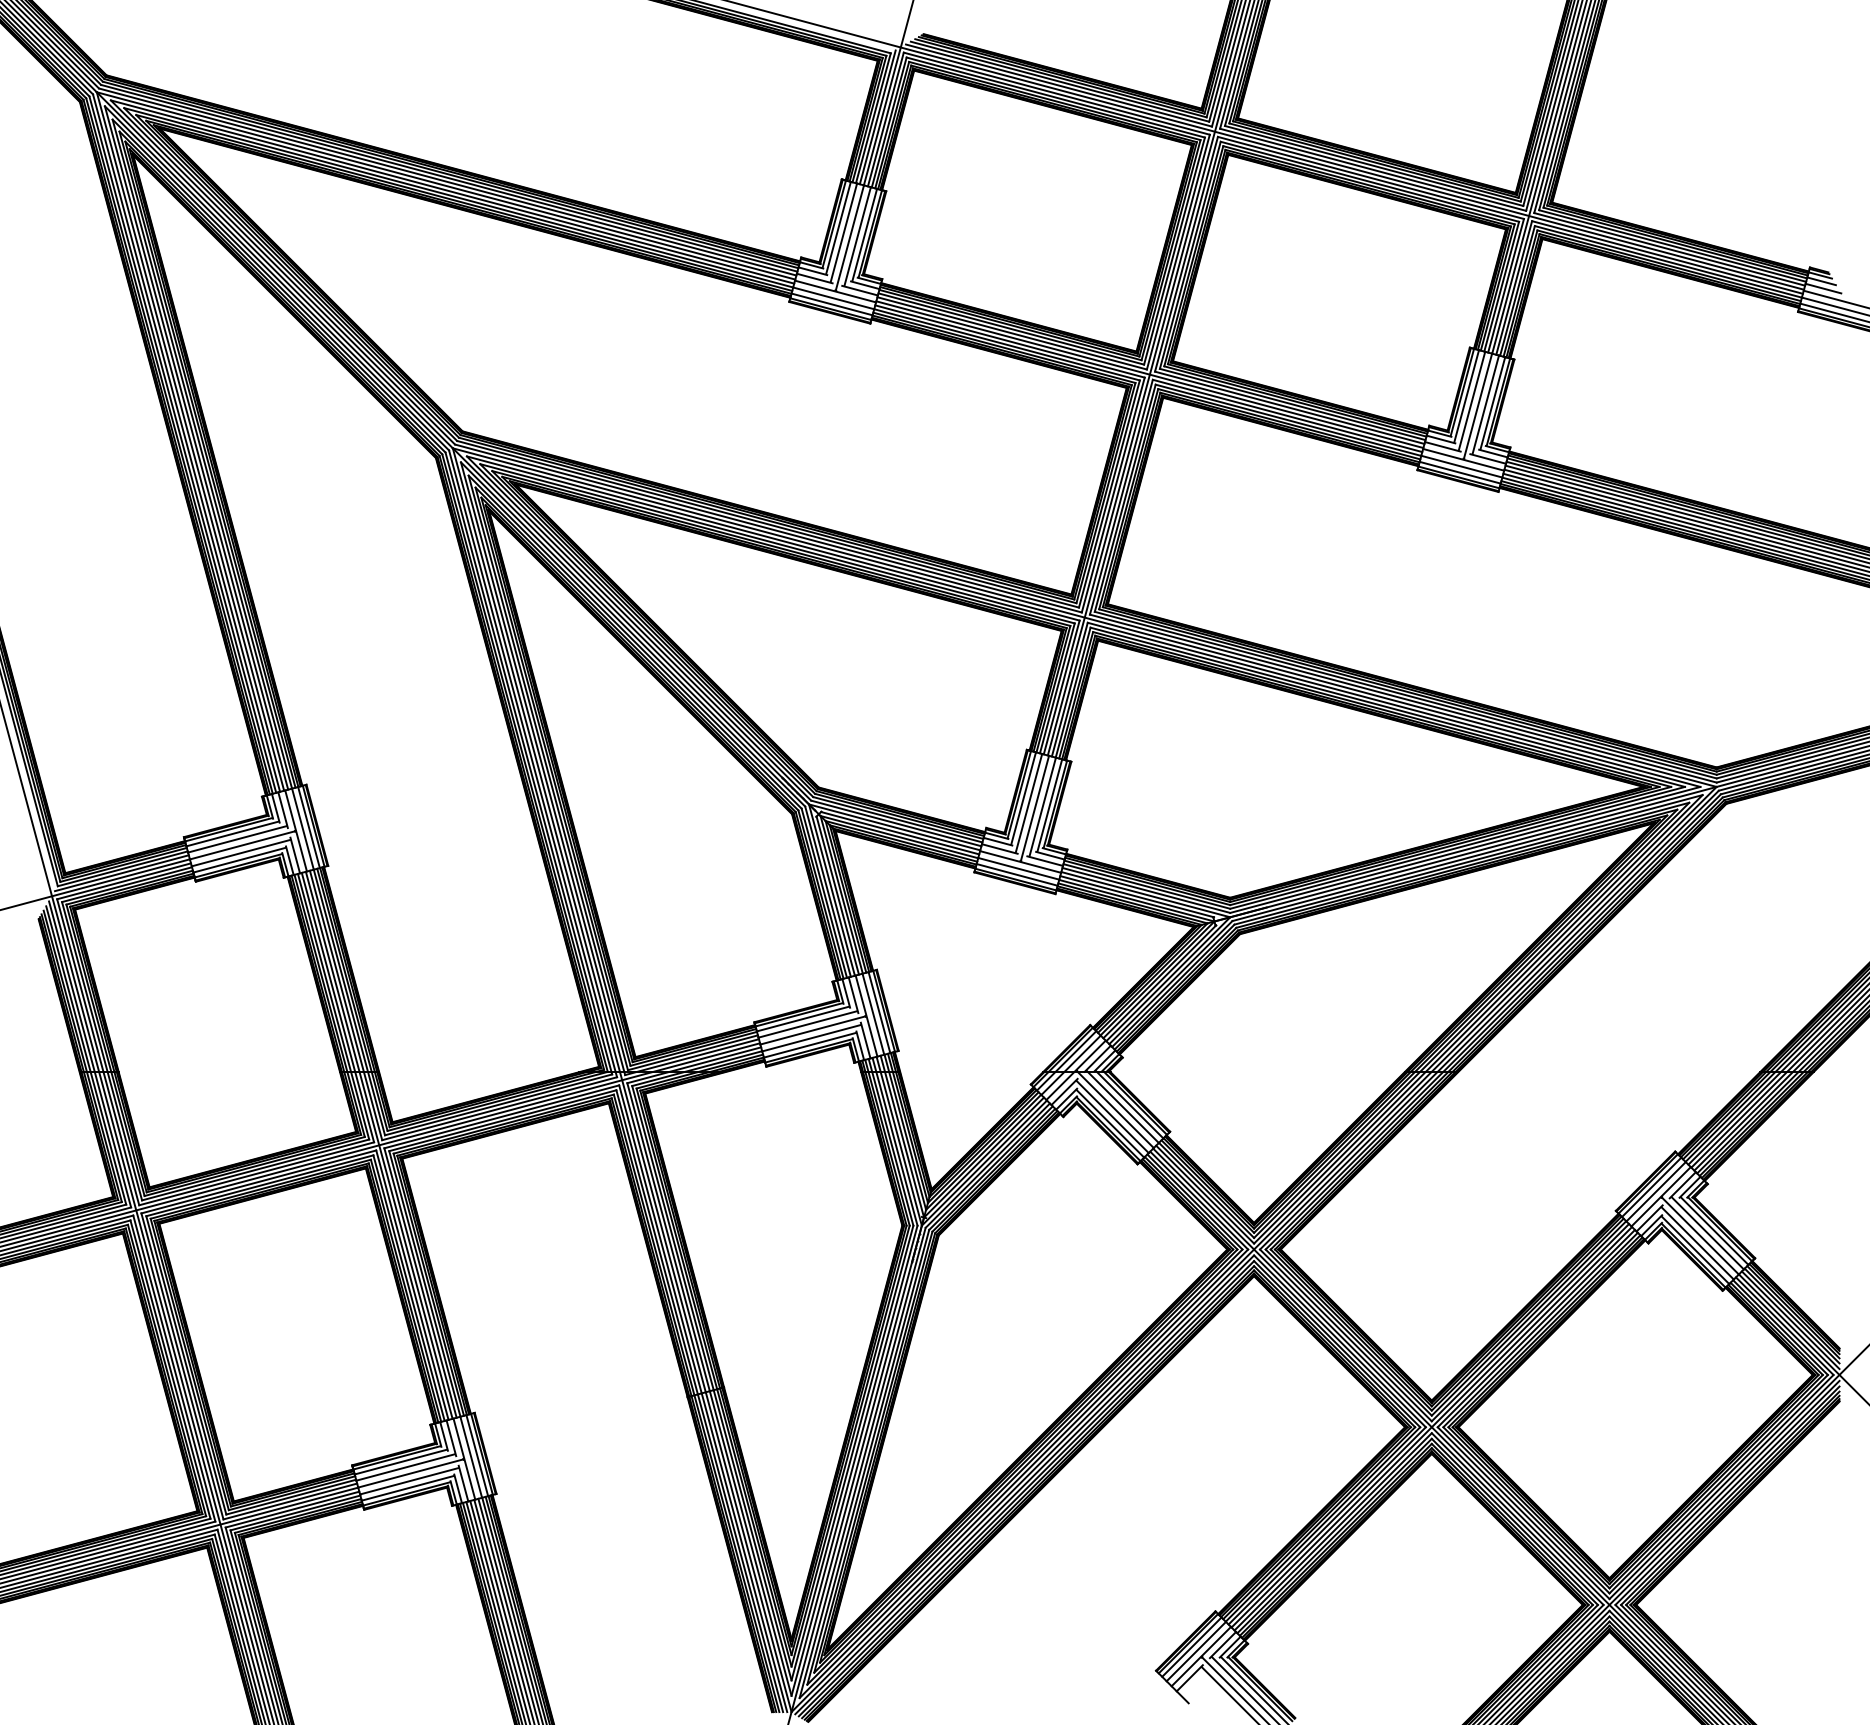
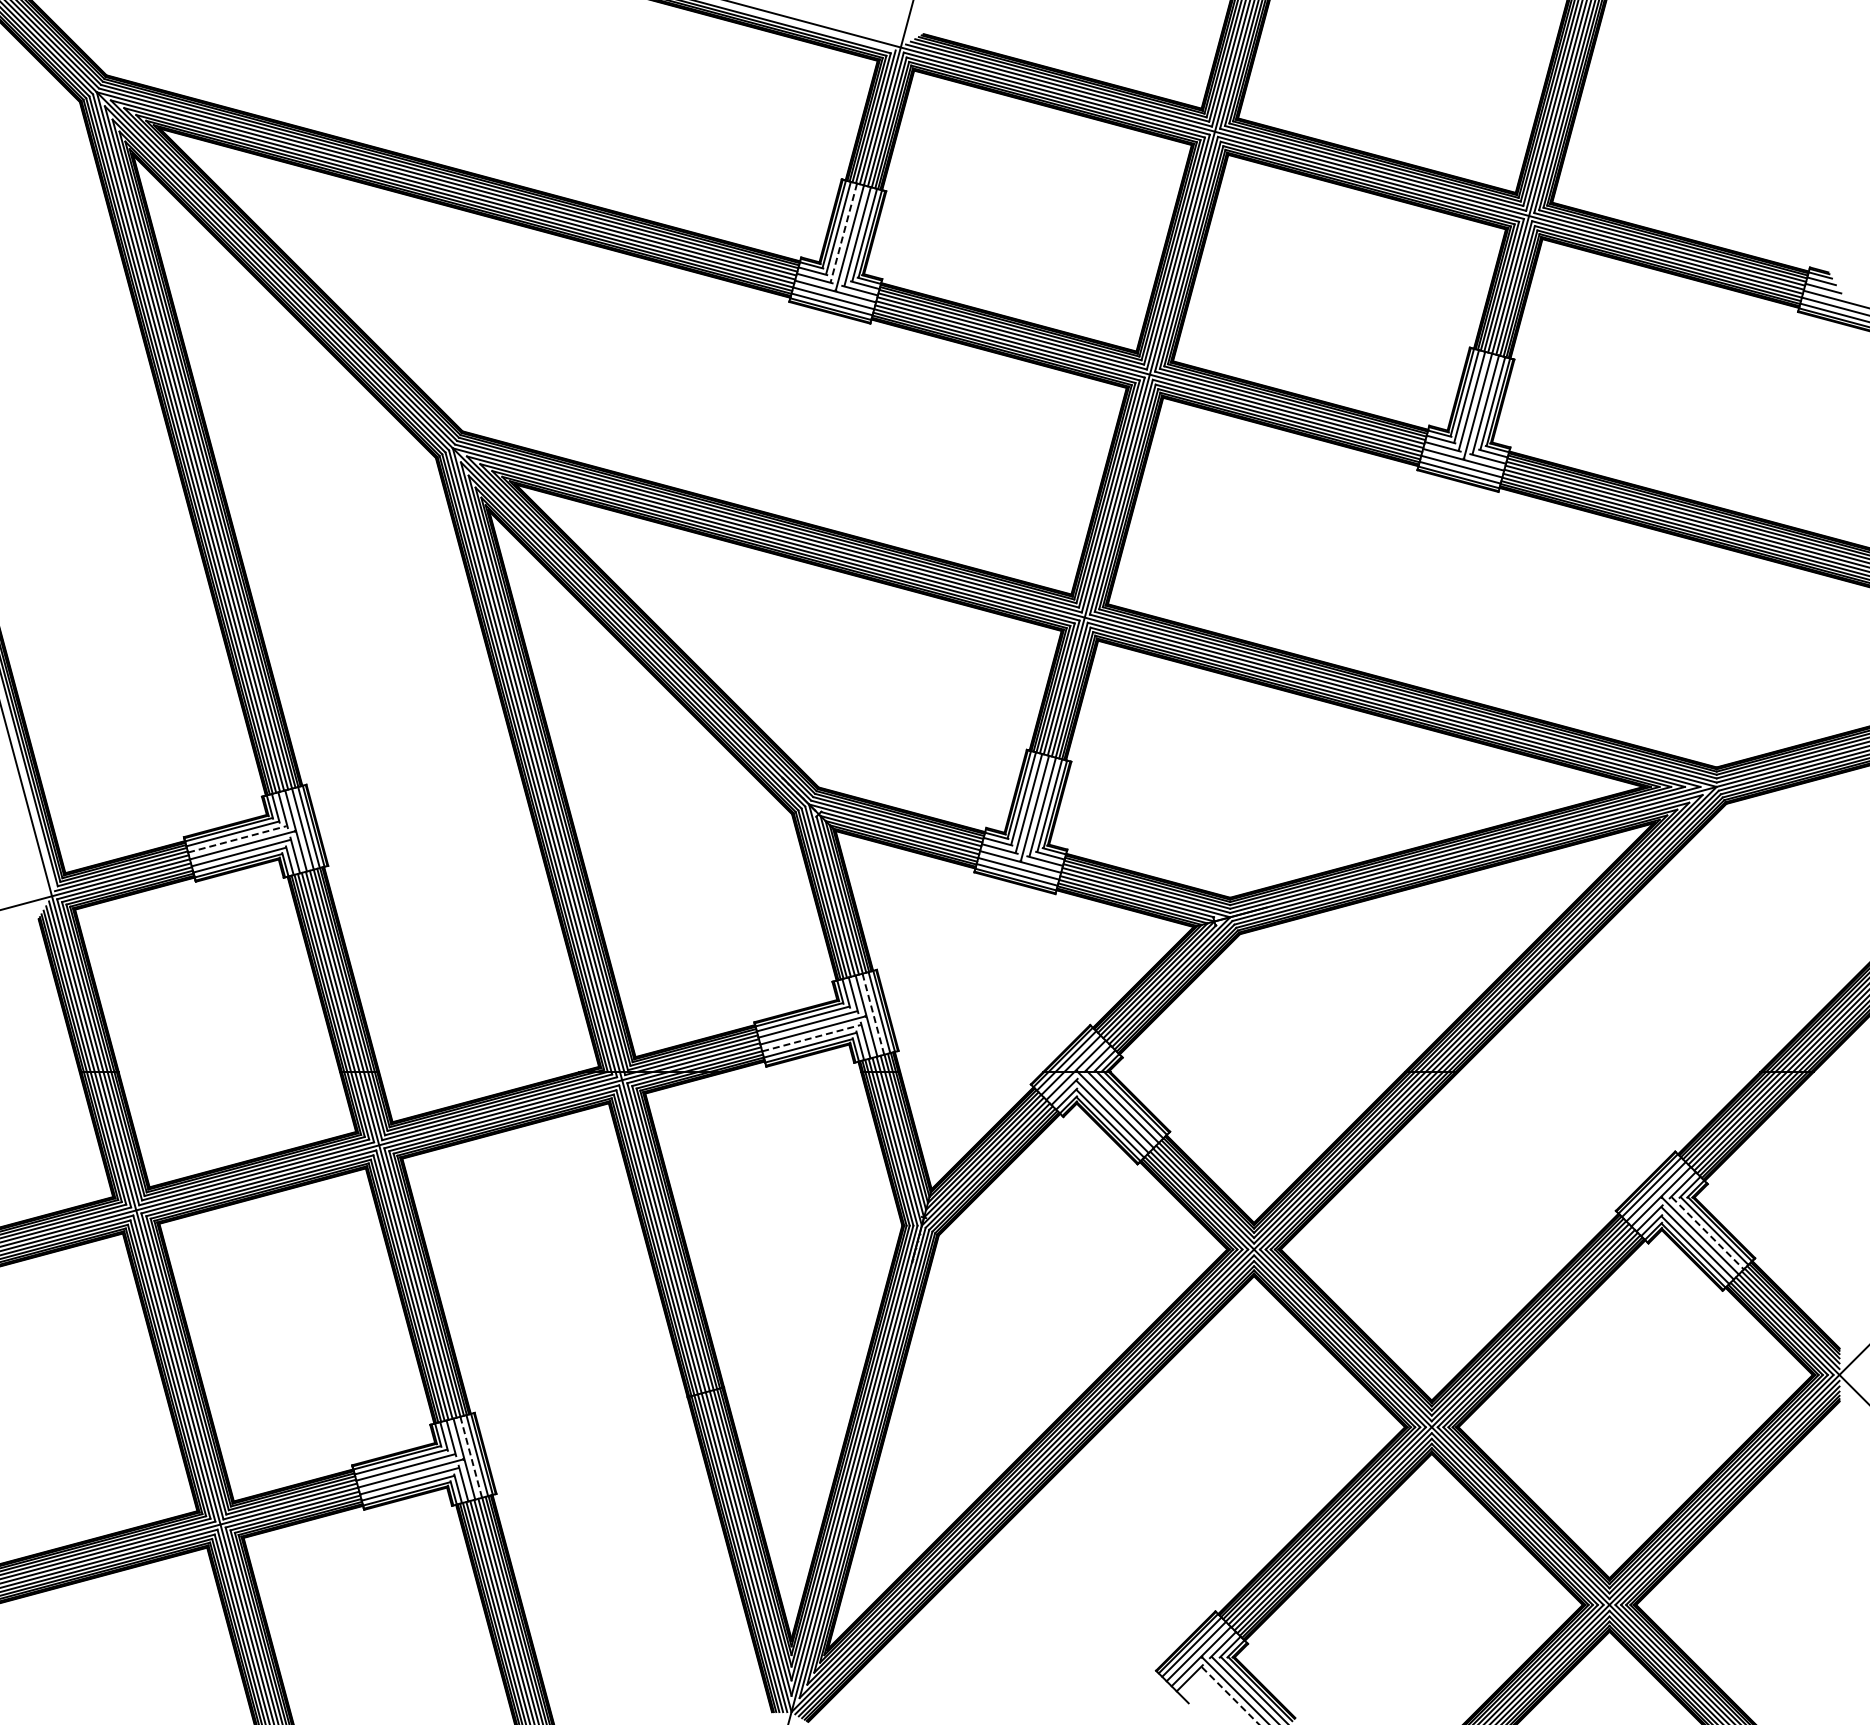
line: solid -> dashed (843, 233)
line: solid -> dashed (237, 839)
line: solid -> dashed (873, 1014)
line: solid -> dashed (811, 1038)
line: solid -> dashed (1707, 1233)
line: solid -> dashed (471, 1457)
line: solid -> dashed (1230, 1695)
